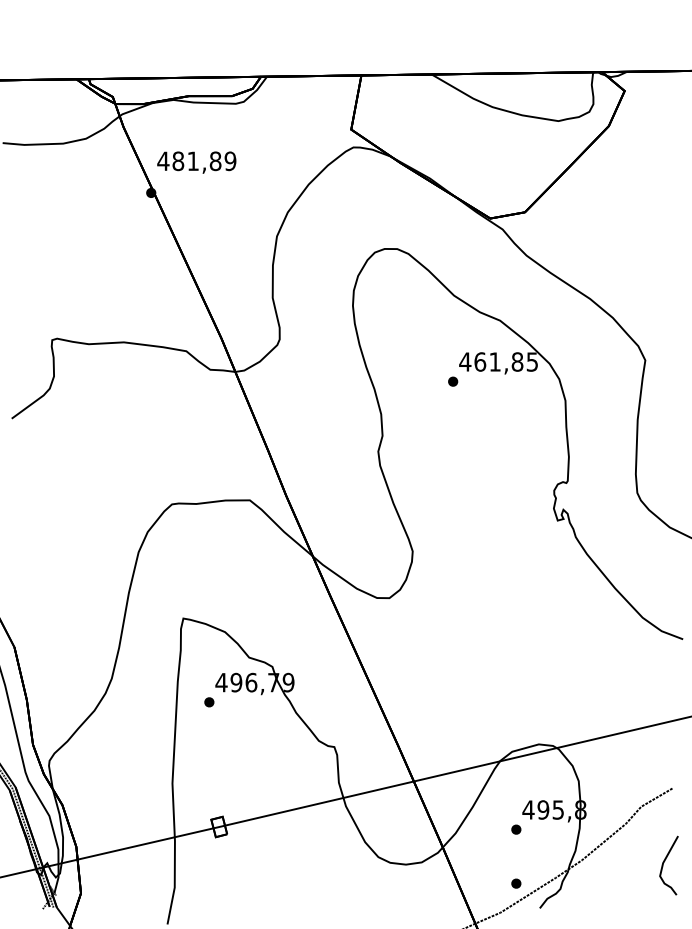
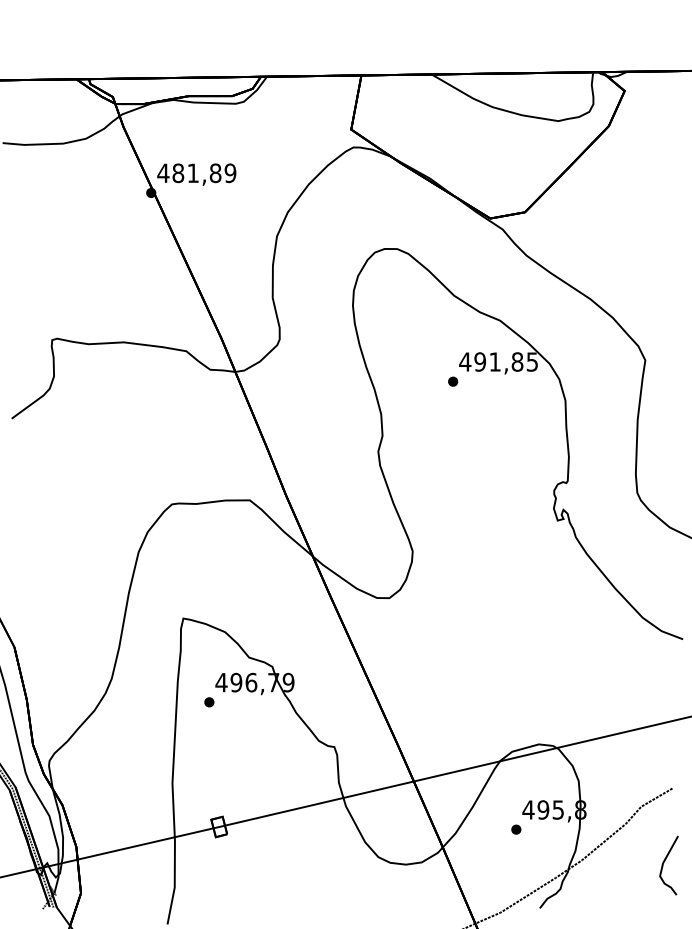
text position: (196, 162) -> (196, 174) (196, 174)
text: 461,85 -> 491,85 (480, 361)
part: present -> none (516, 883)
